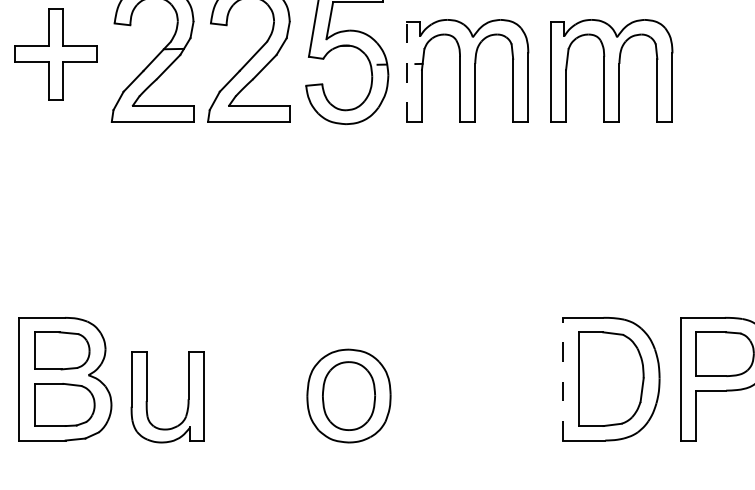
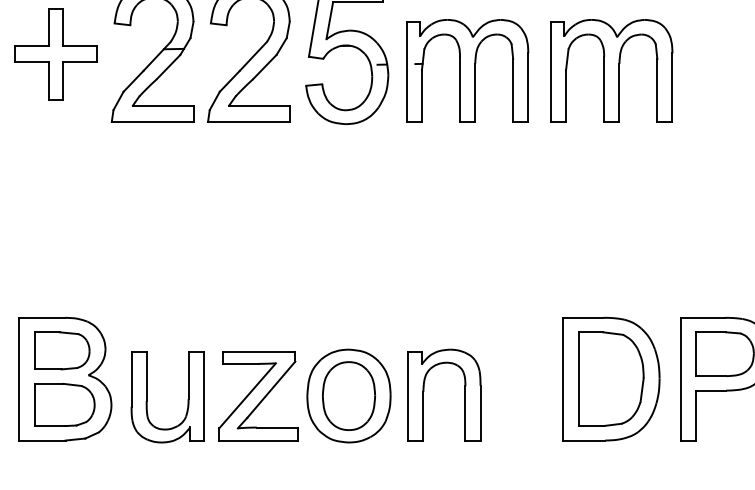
line: dashed -> solid (406, 72)
line: dashed -> solid (563, 378)
part: none -> present (464, 394)
part: none -> present (258, 396)
